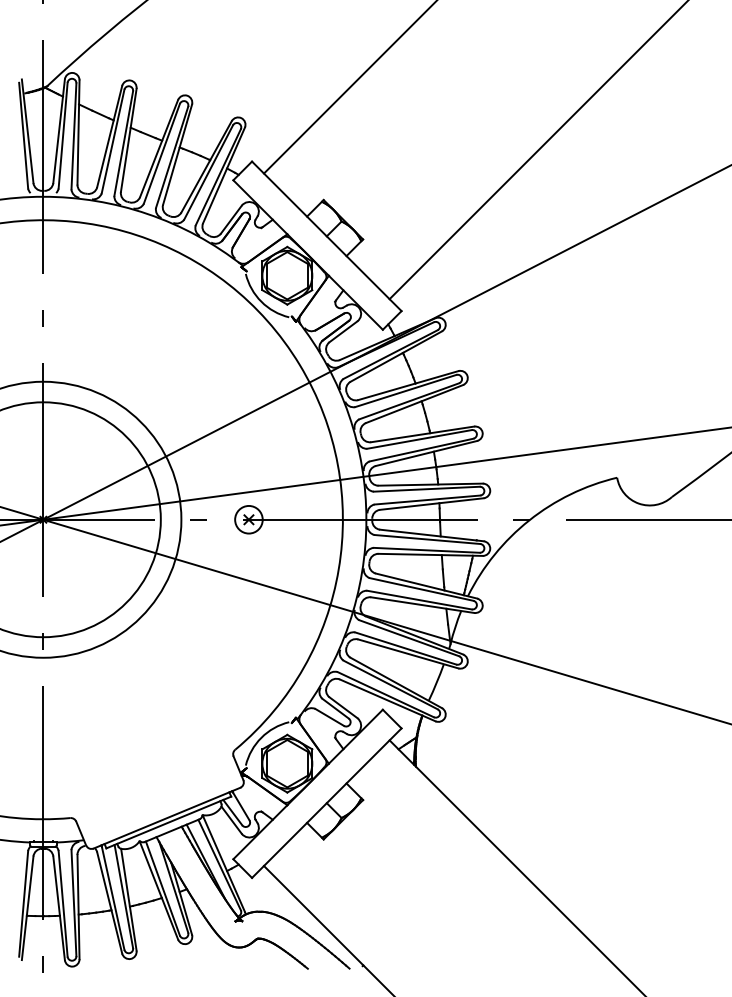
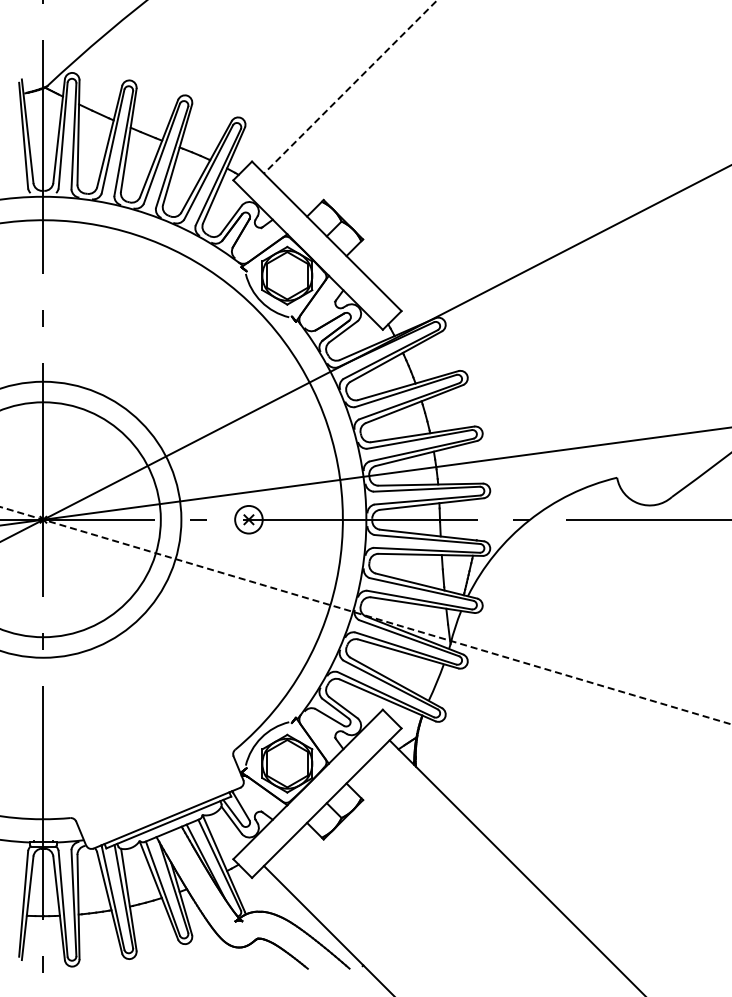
line: solid -> dashed (350, 87)
line: present -> none (537, 150)
line: solid -> dashed (366, 615)
